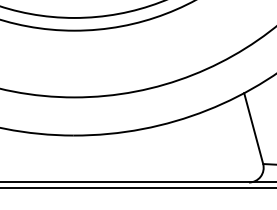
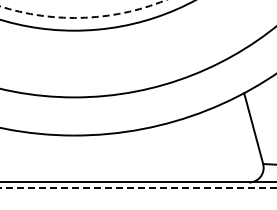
arc: solid -> dashed (83, 17)
line: solid -> dashed (137, 188)
